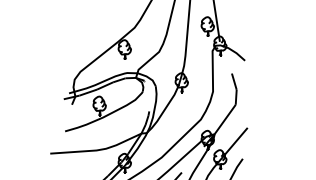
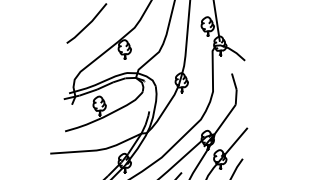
line: none -> present (87, 24)
